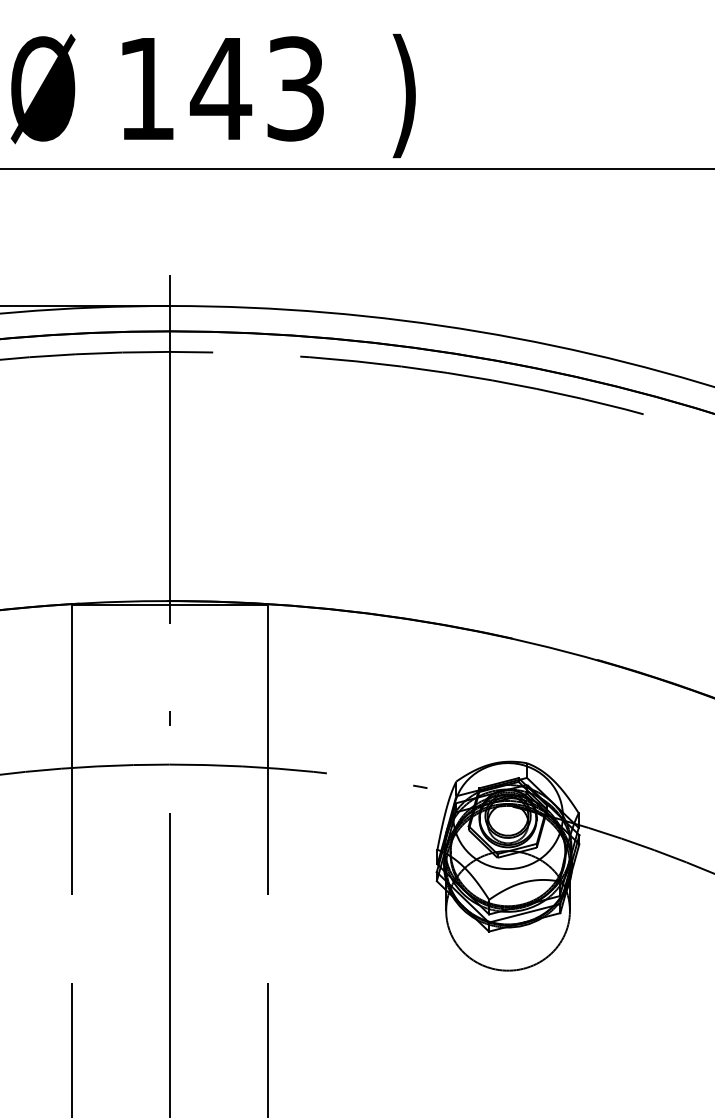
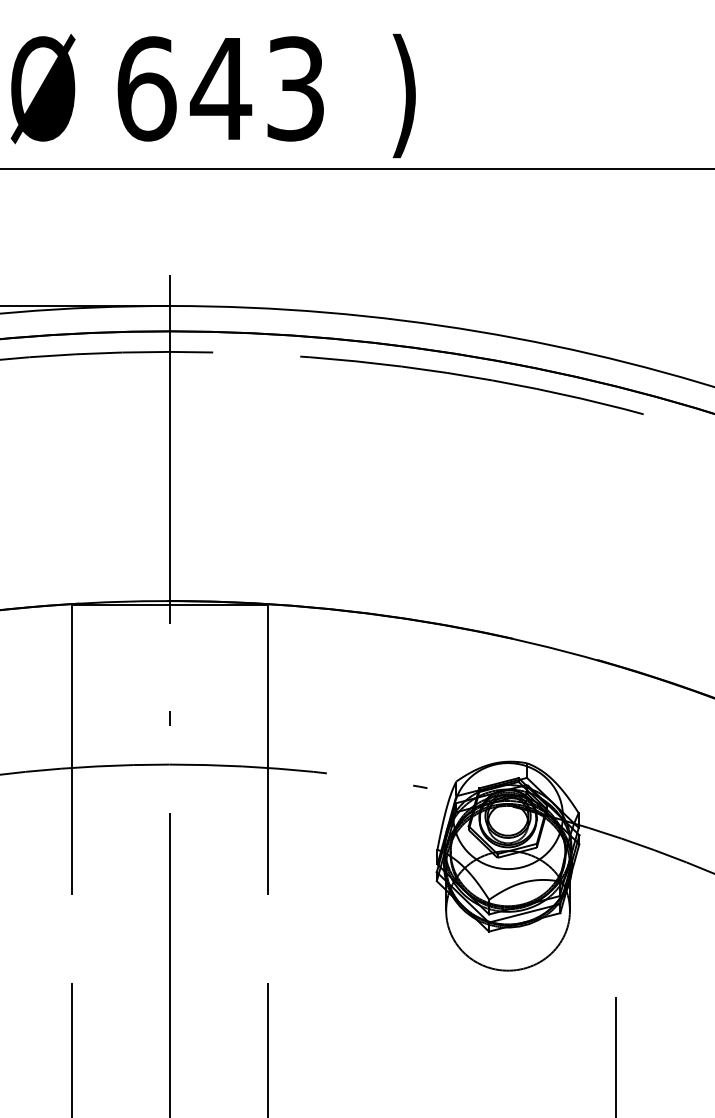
text: 143 -> 643 (146, 88)
line: none -> present (615, 1055)
